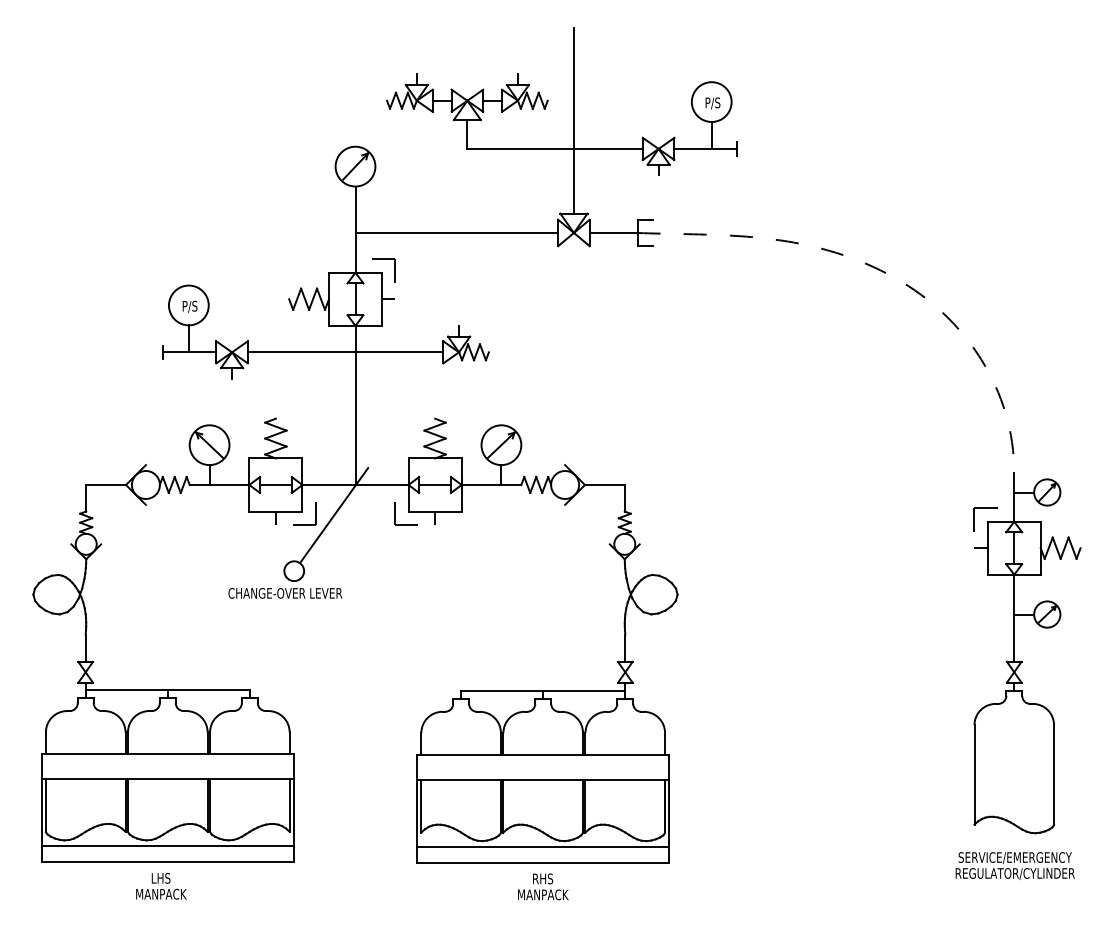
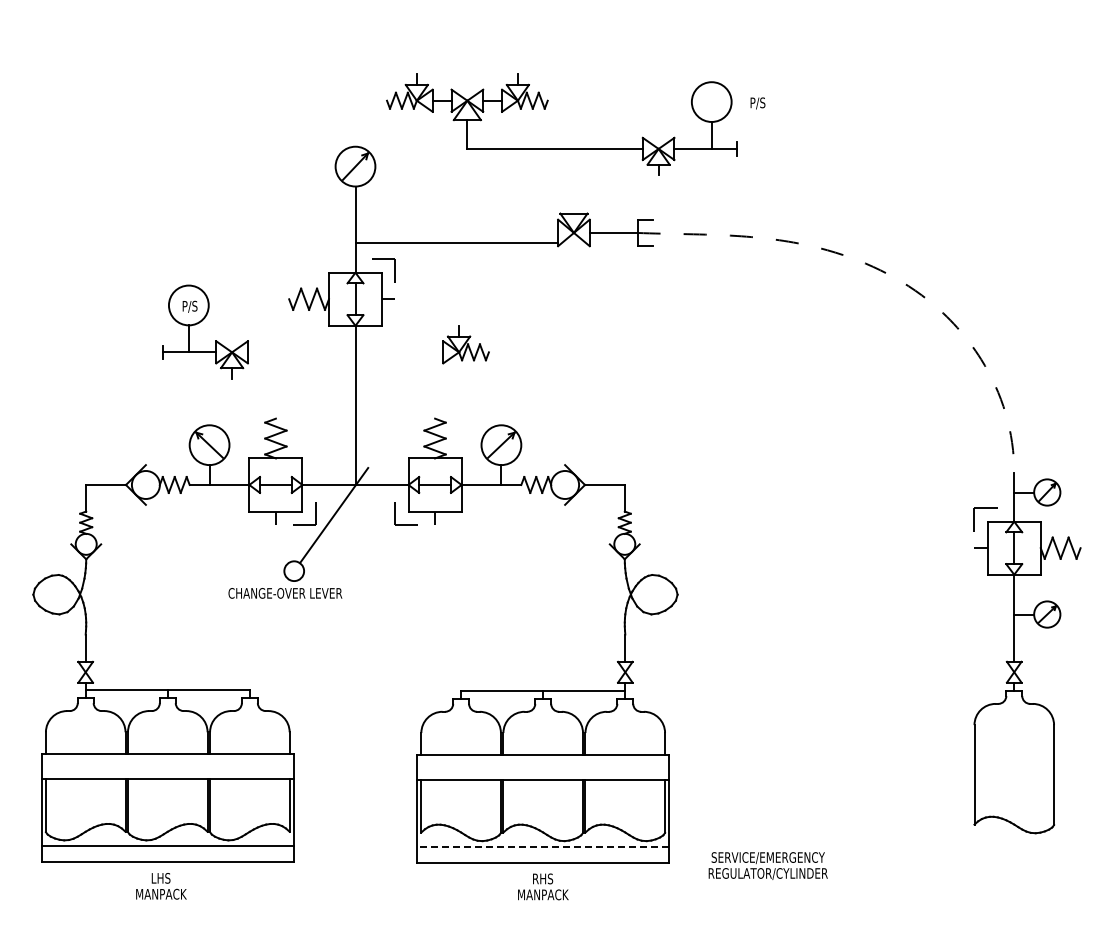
text position: (712, 103) -> (757, 103) (757, 103)
line: present -> none (573, 120)
line position: (456, 232) -> (456, 242) (456, 242)
line: present -> none (345, 352)
line: solid -> dashed (542, 846)
text position: (1014, 865) -> (767, 865) (767, 865)
